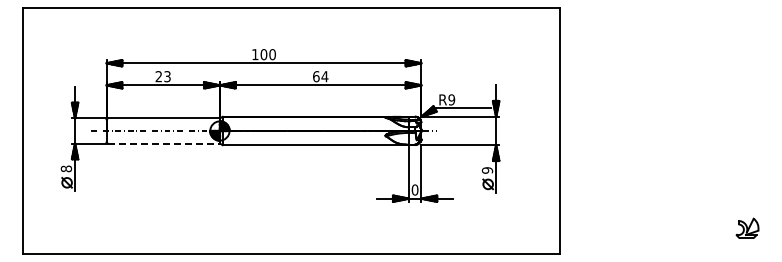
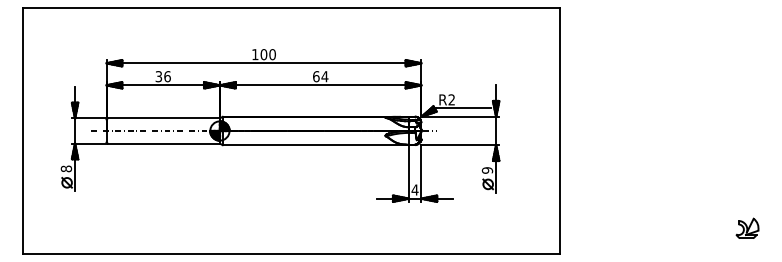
text: 23 -> 36 (162, 76)
text: R9 -> R2 (451, 99)
line: dashed -> solid (164, 143)
text: 0 -> 4 (414, 189)
